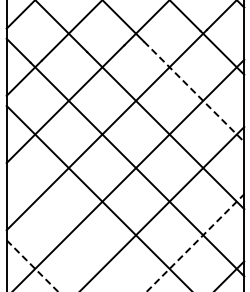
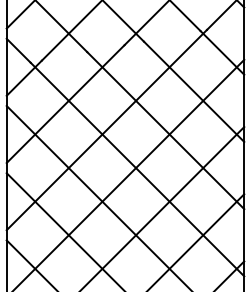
line: dashed -> solid (194, 91)
line: none -> present (64, 230)
line: dashed -> solid (195, 243)
line: dashed -> solid (32, 266)
